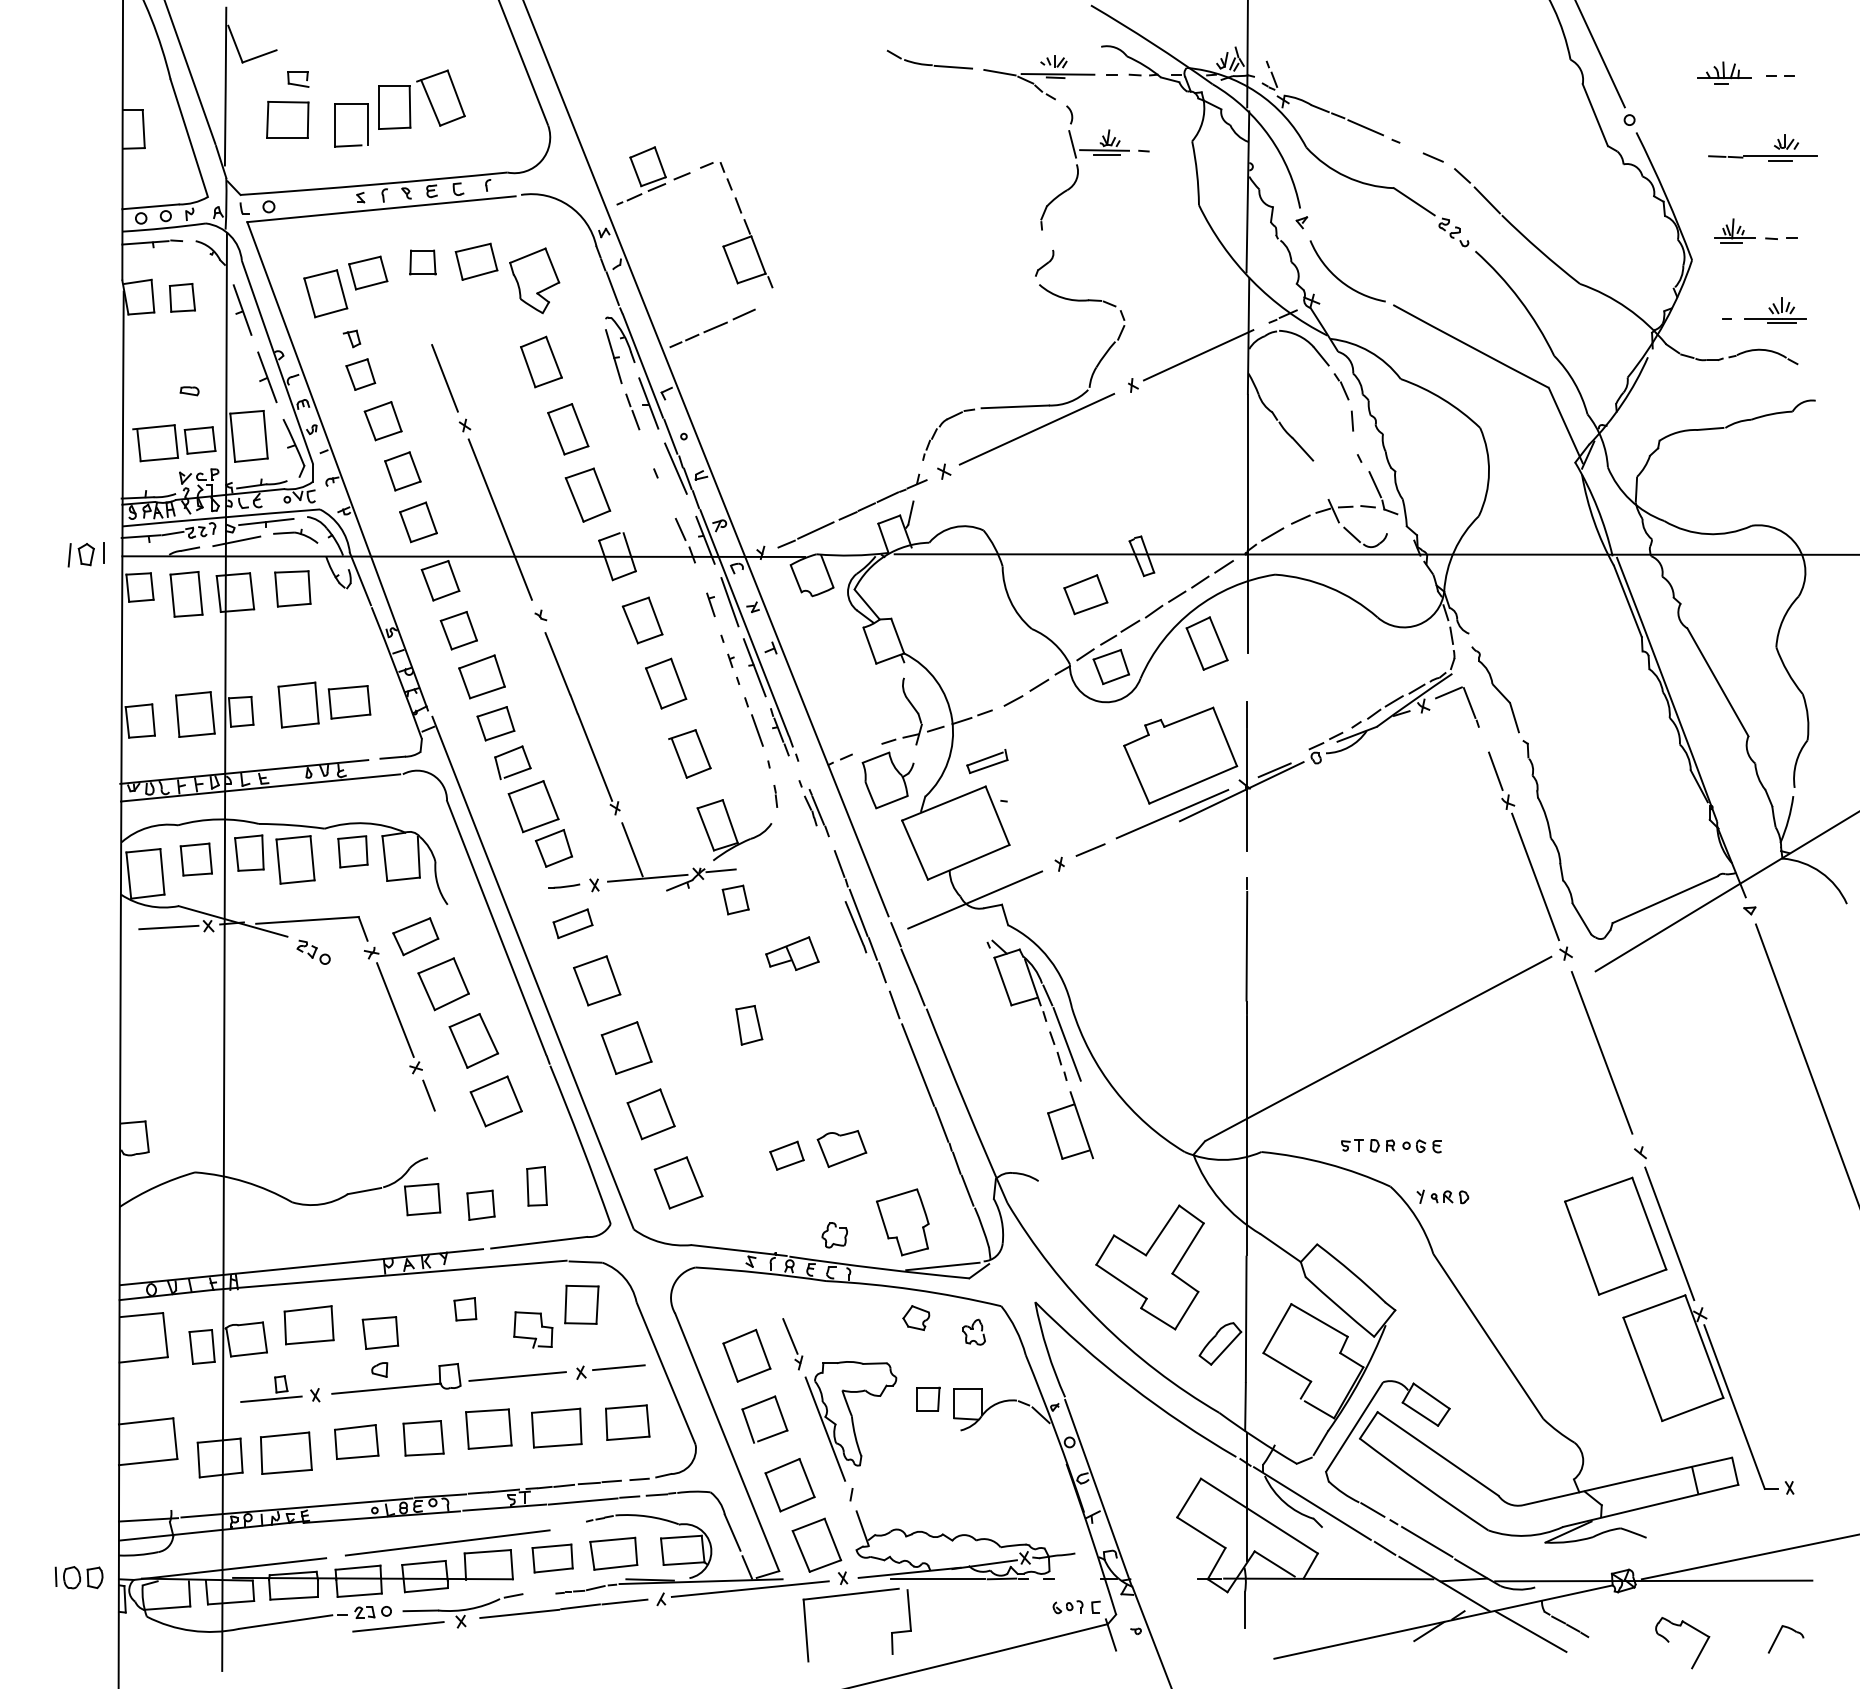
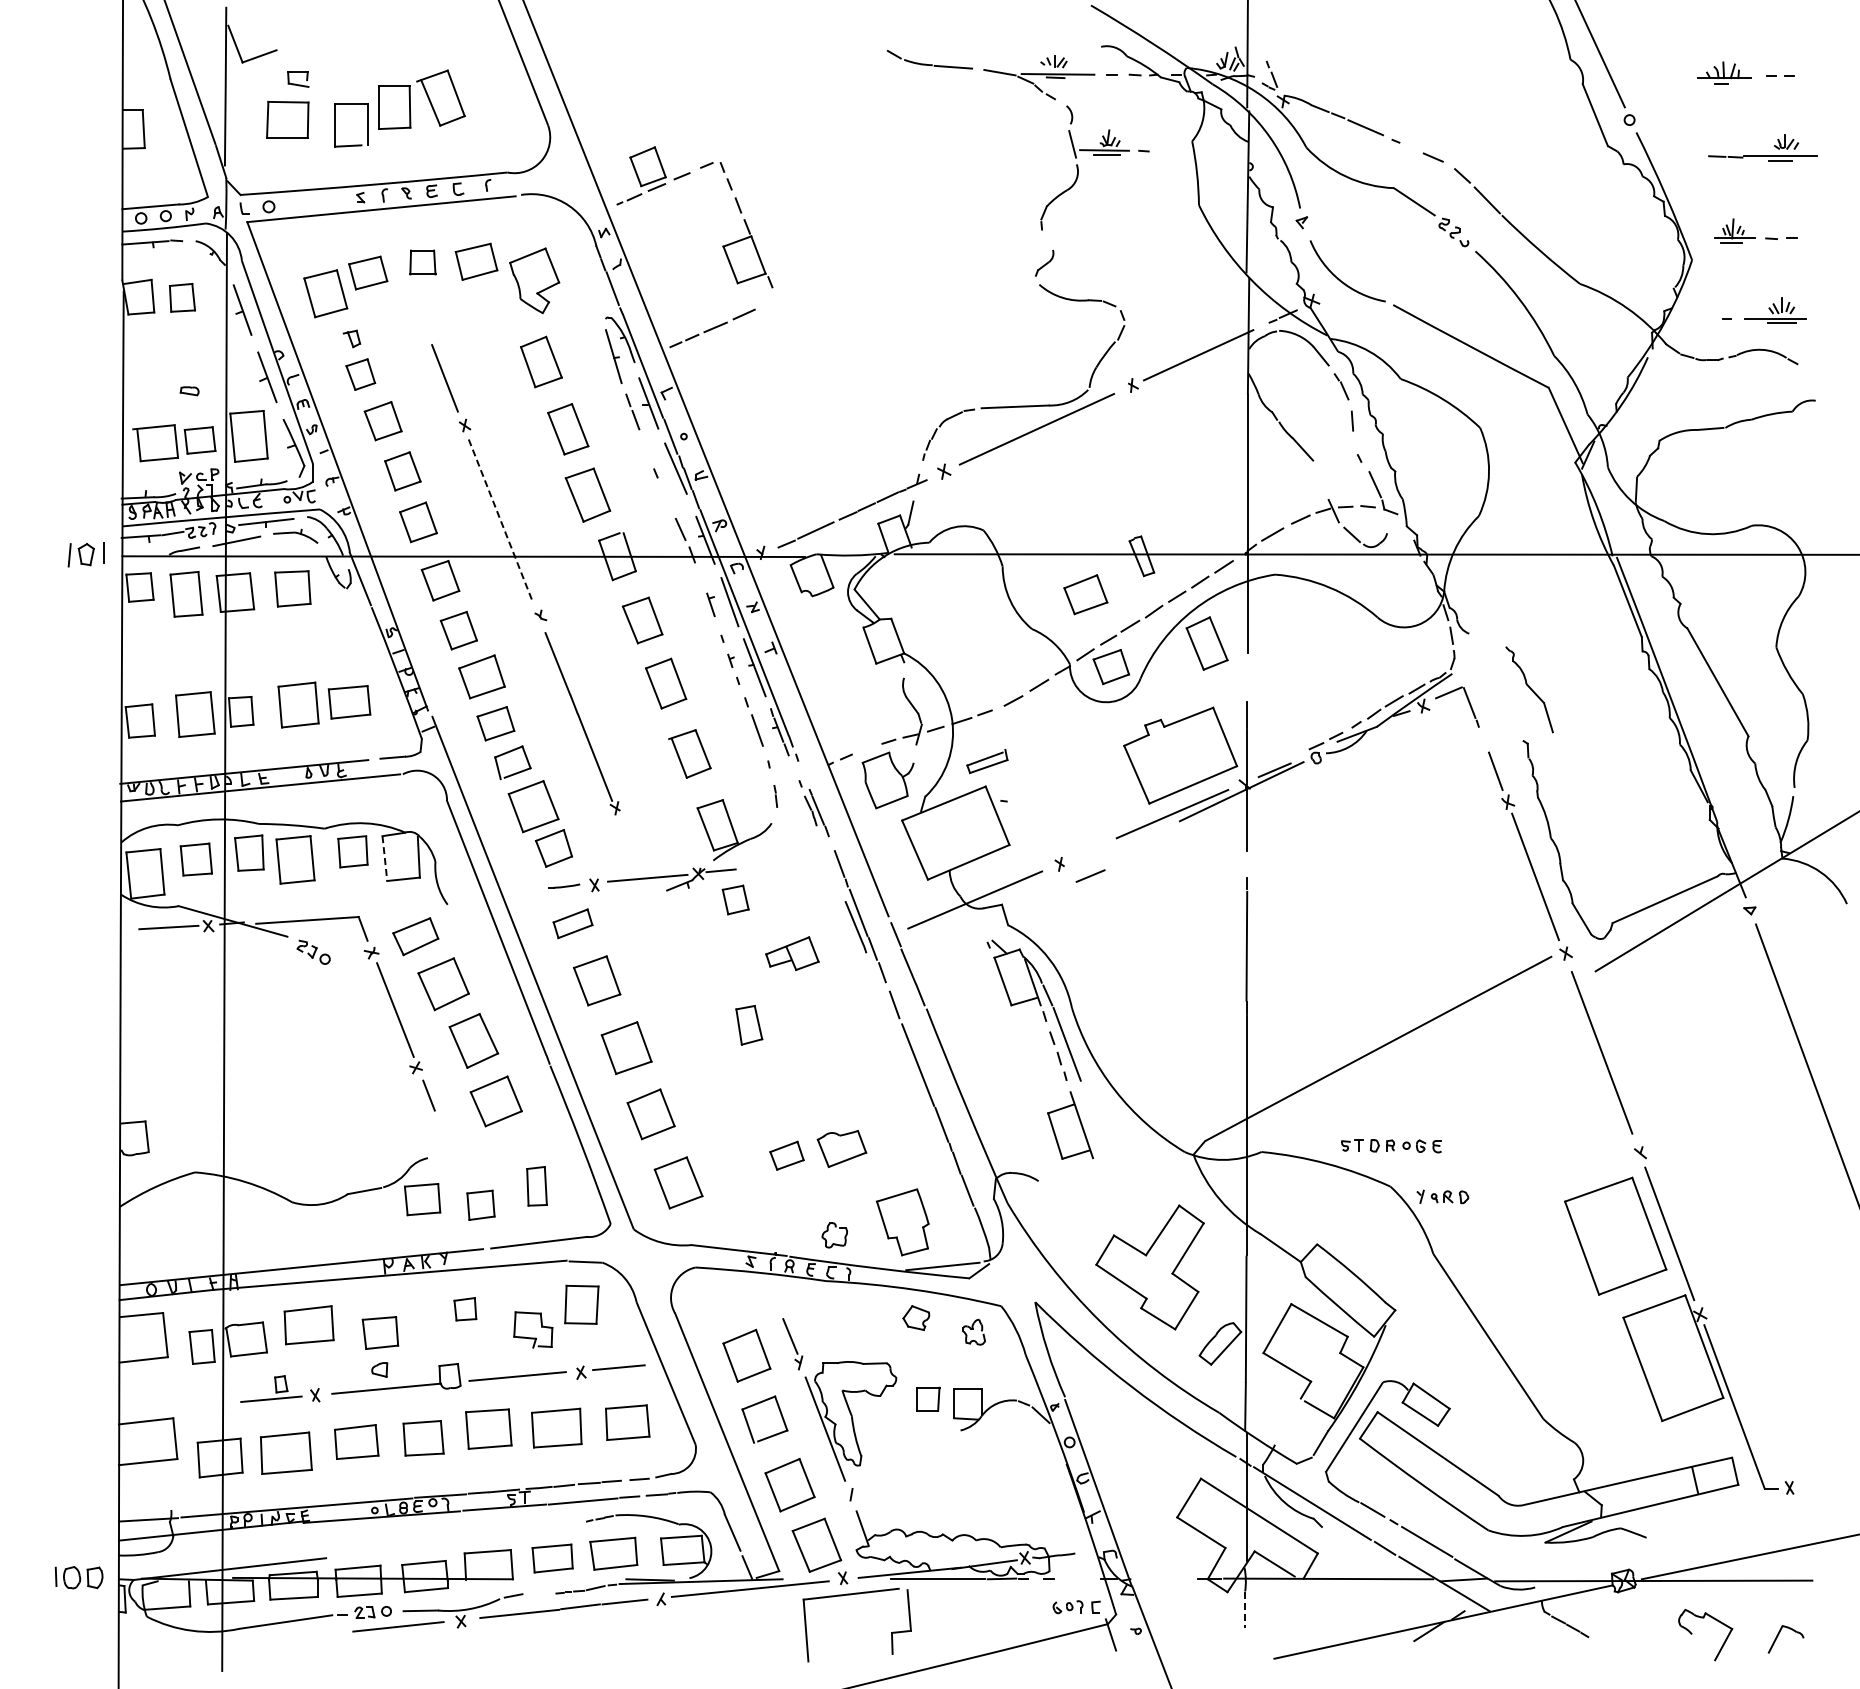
line: solid -> dashed (500, 520)
part position: (1495, 689) -> (1529, 689) (1529, 689)
line: present -> none (632, 849)
line position: (1090, 849) -> (1090, 875) (1090, 875)
line: solid -> dashed (384, 858)
line: present -> none (447, 1542)
line: solid -> dashed (1245, 1609)
line: present -> none (1530, 1631)
part position: (1669, 1642) -> (1692, 1634) (1692, 1634)
